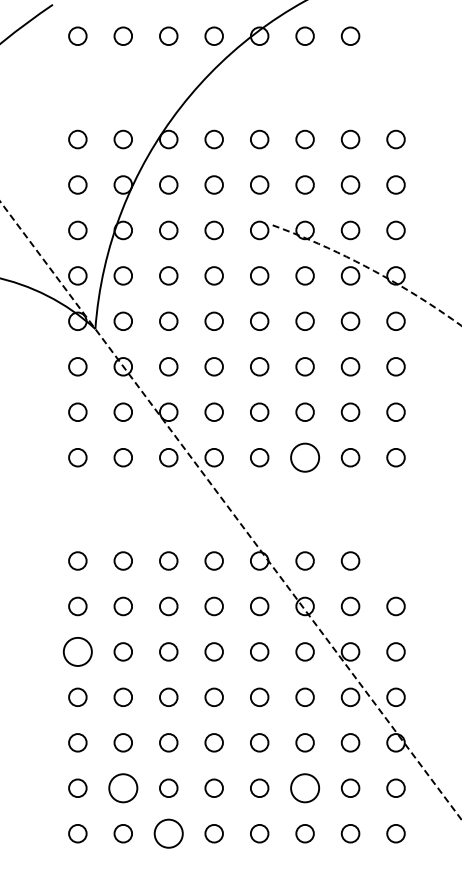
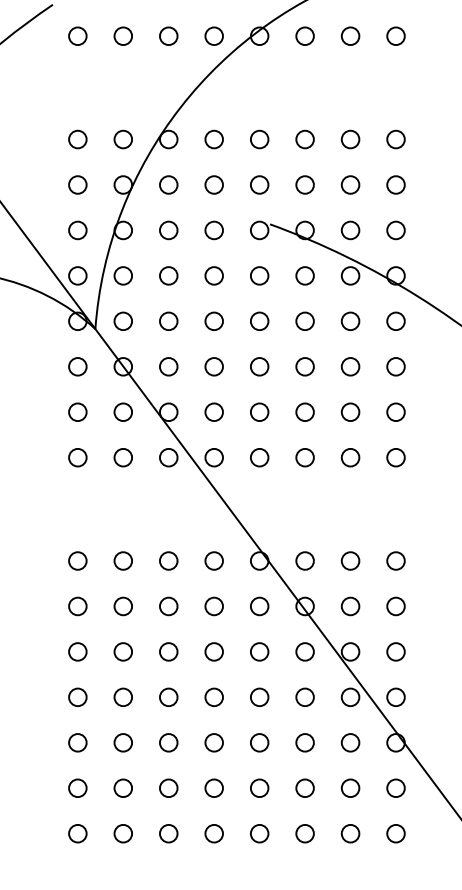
circle: none -> present (395, 35)
arc: dashed -> solid (369, 268)
circle diameter: 28 px -> 18 px (304, 457)
line: dashed -> solid (231, 510)
circle: none -> present (395, 560)
circle diameter: 28 px -> 18 px (77, 651)
circle diameter: 28 px -> 18 px (123, 788)
circle diameter: 28 px -> 18 px (304, 788)
circle diameter: 28 px -> 18 px (168, 833)
